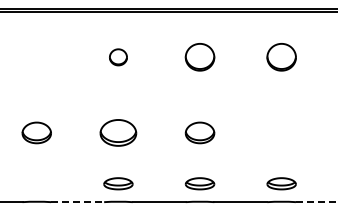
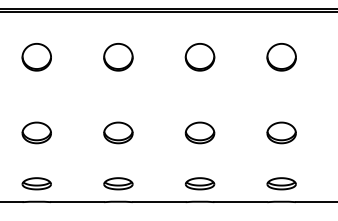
part: none -> present (36, 57)
part size: 19x19 px -> 31x29 px (118, 57)
part size: 39x28 px -> 31x24 px (118, 132)
part: none -> present (281, 132)
part: none -> present (36, 183)
line: dashed -> solid (77, 202)
line: dashed -> solid (316, 202)
